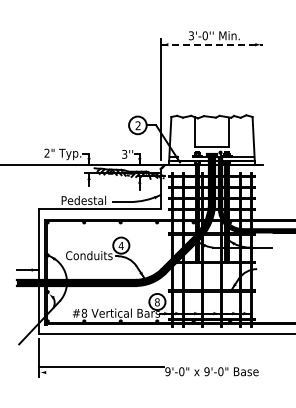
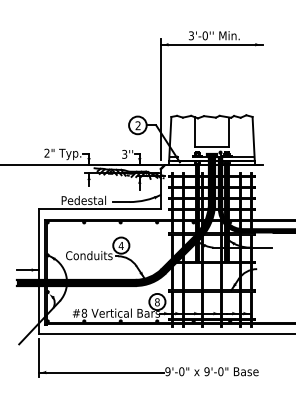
line: dashed -> solid (211, 44)
line position: (100, 366) -> (100, 372) (100, 372)
